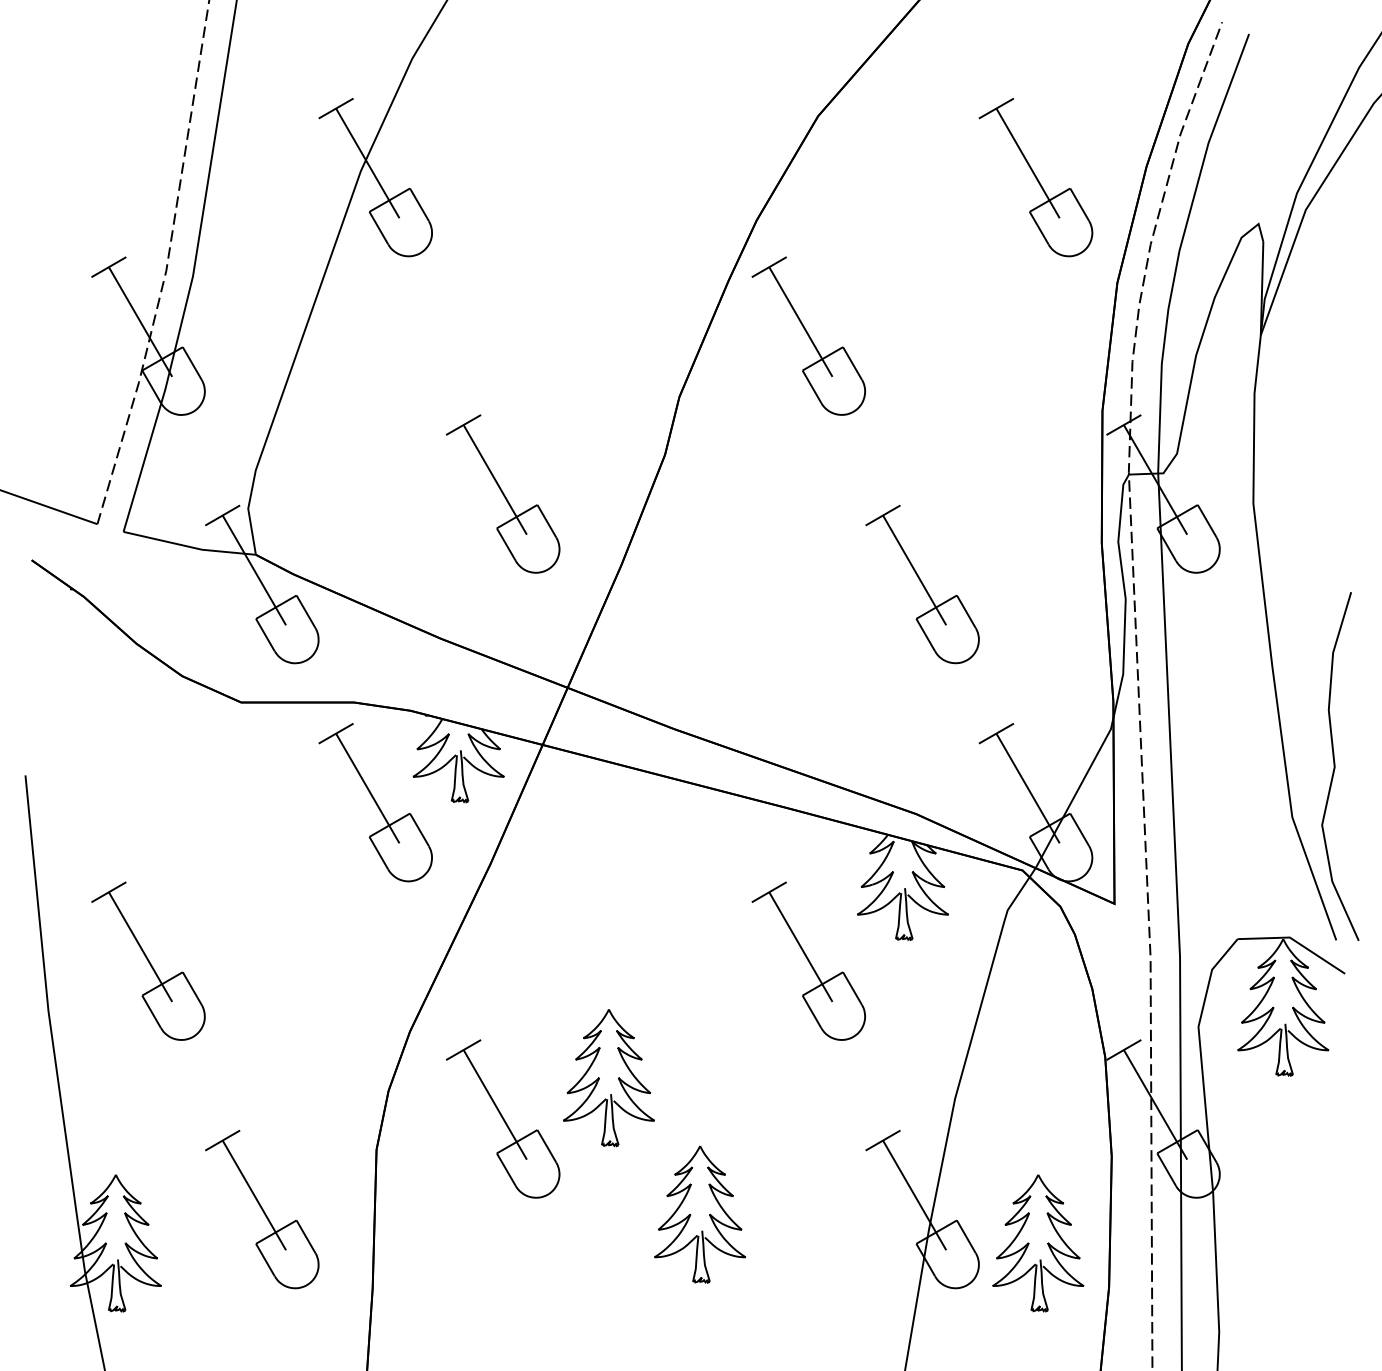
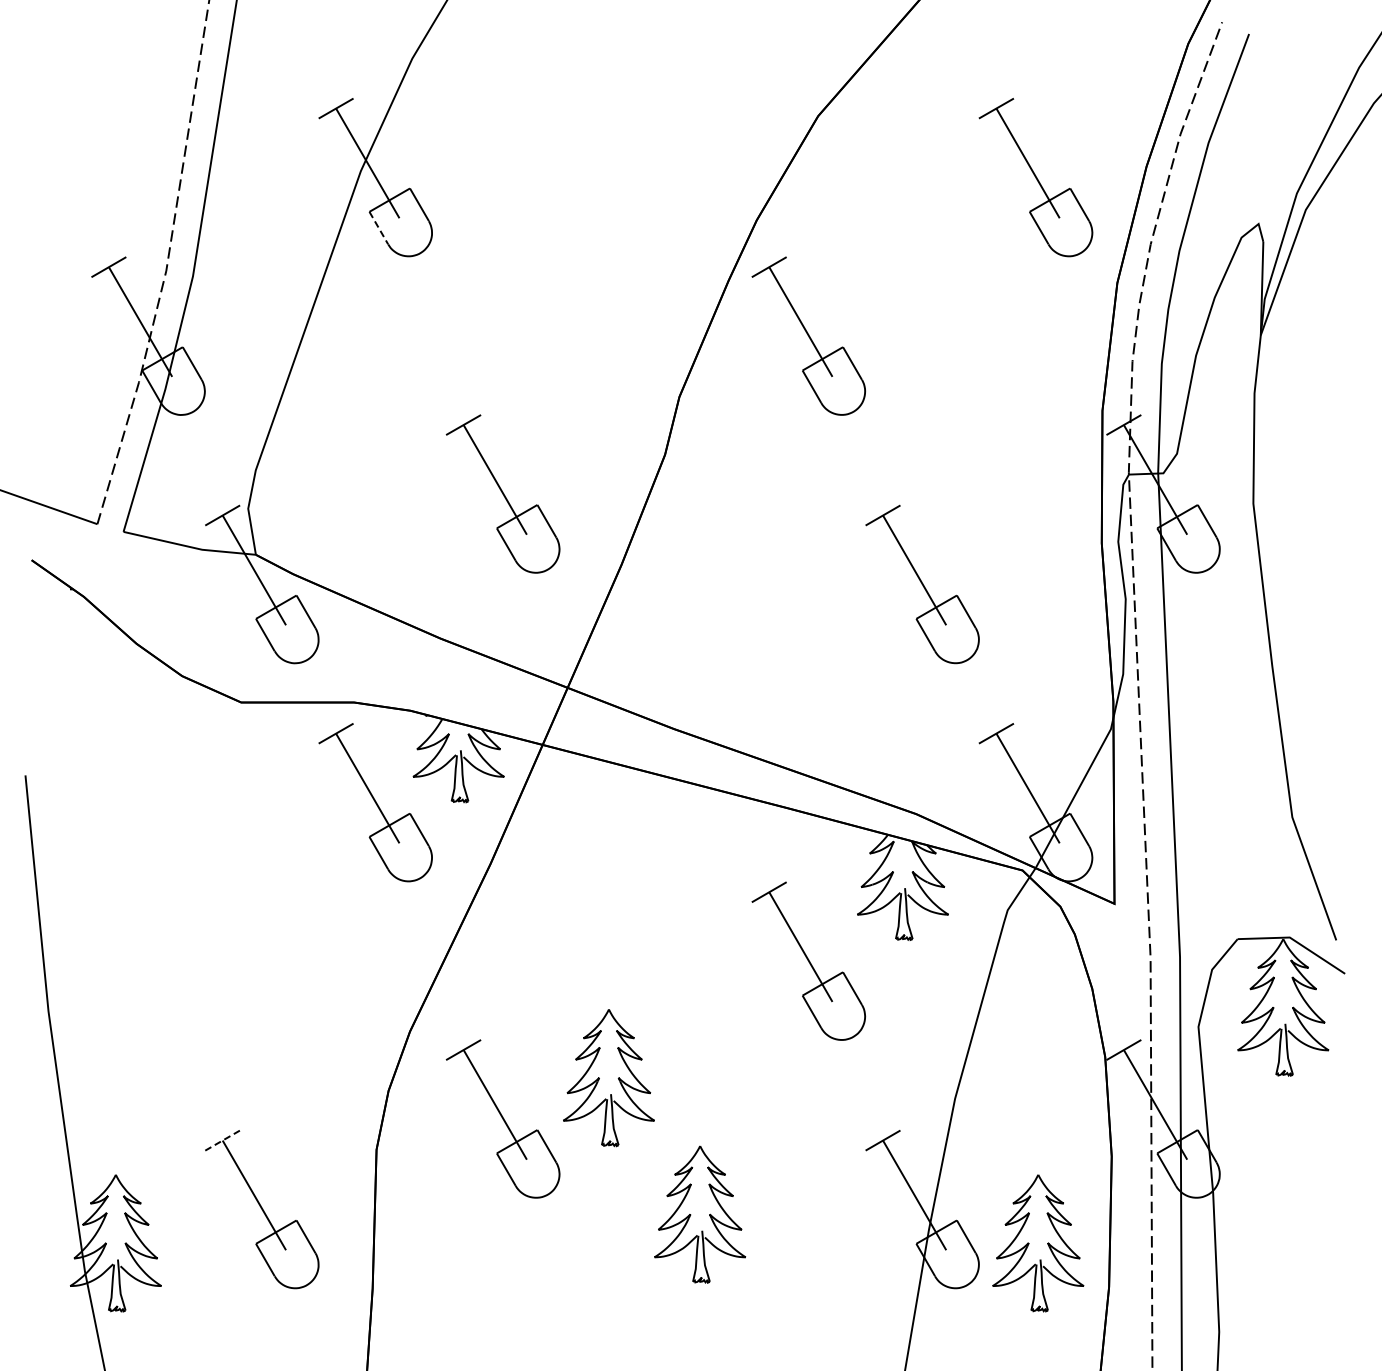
line: solid -> dashed (378, 228)
curve: present -> none (1335, 766)
part: present -> none (148, 960)
line: solid -> dashed (223, 1140)
